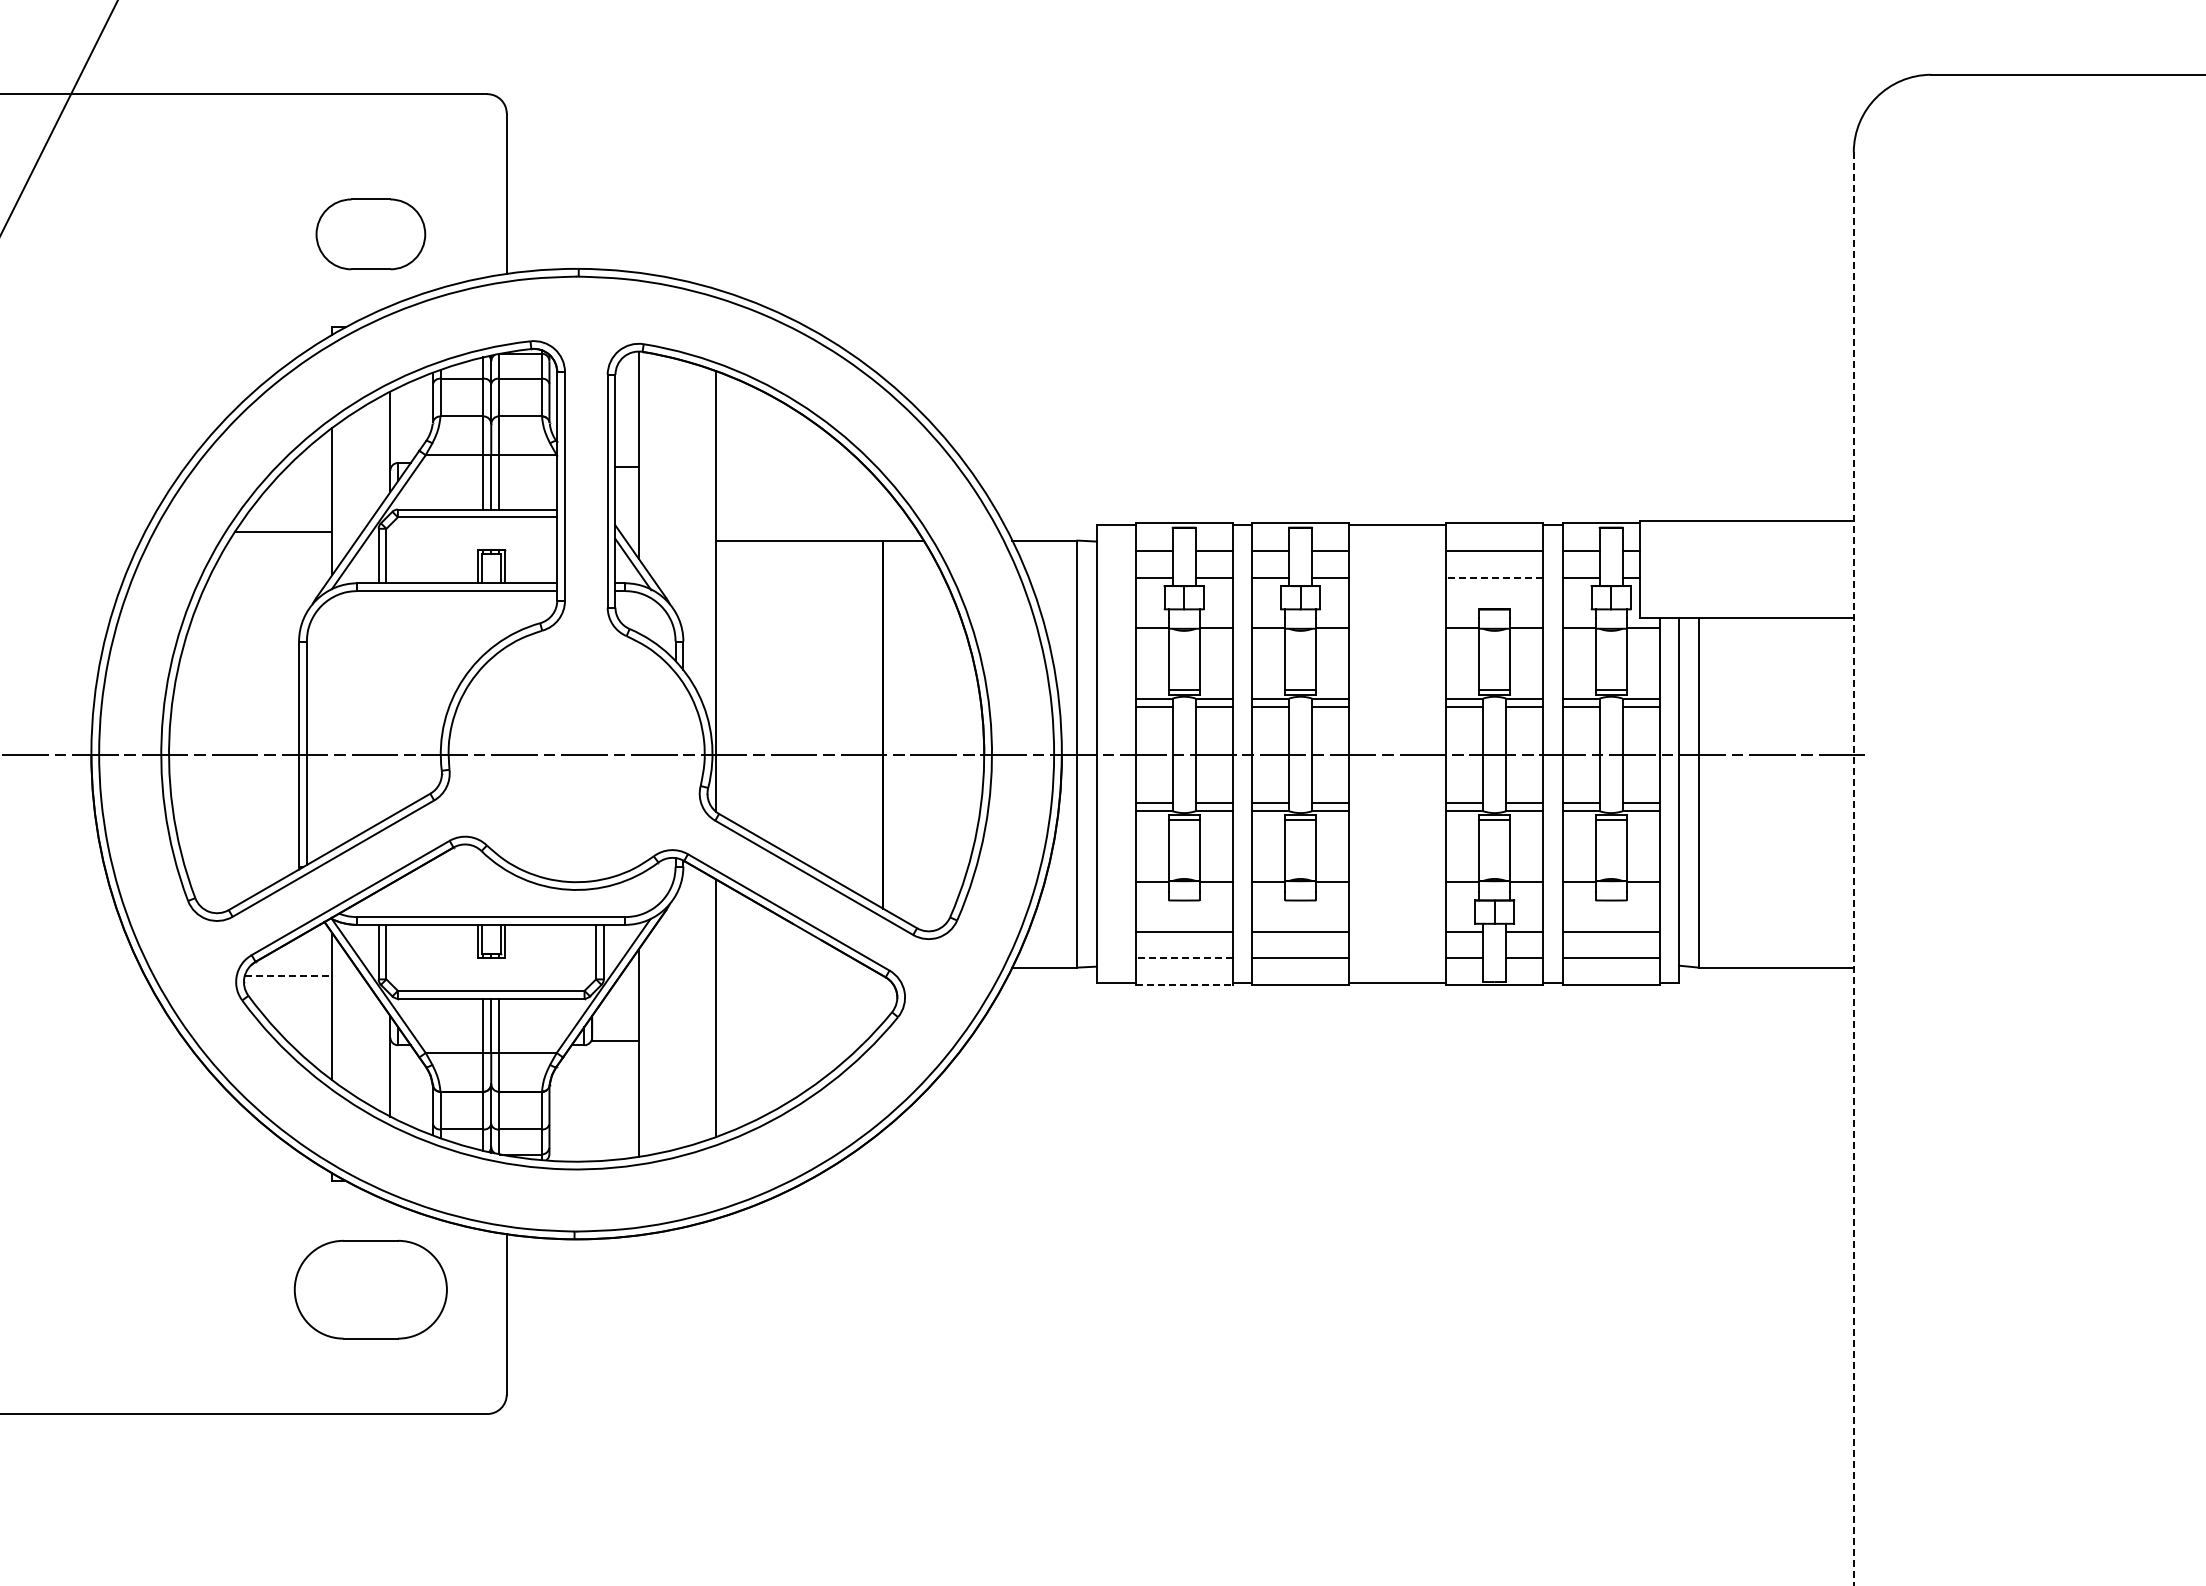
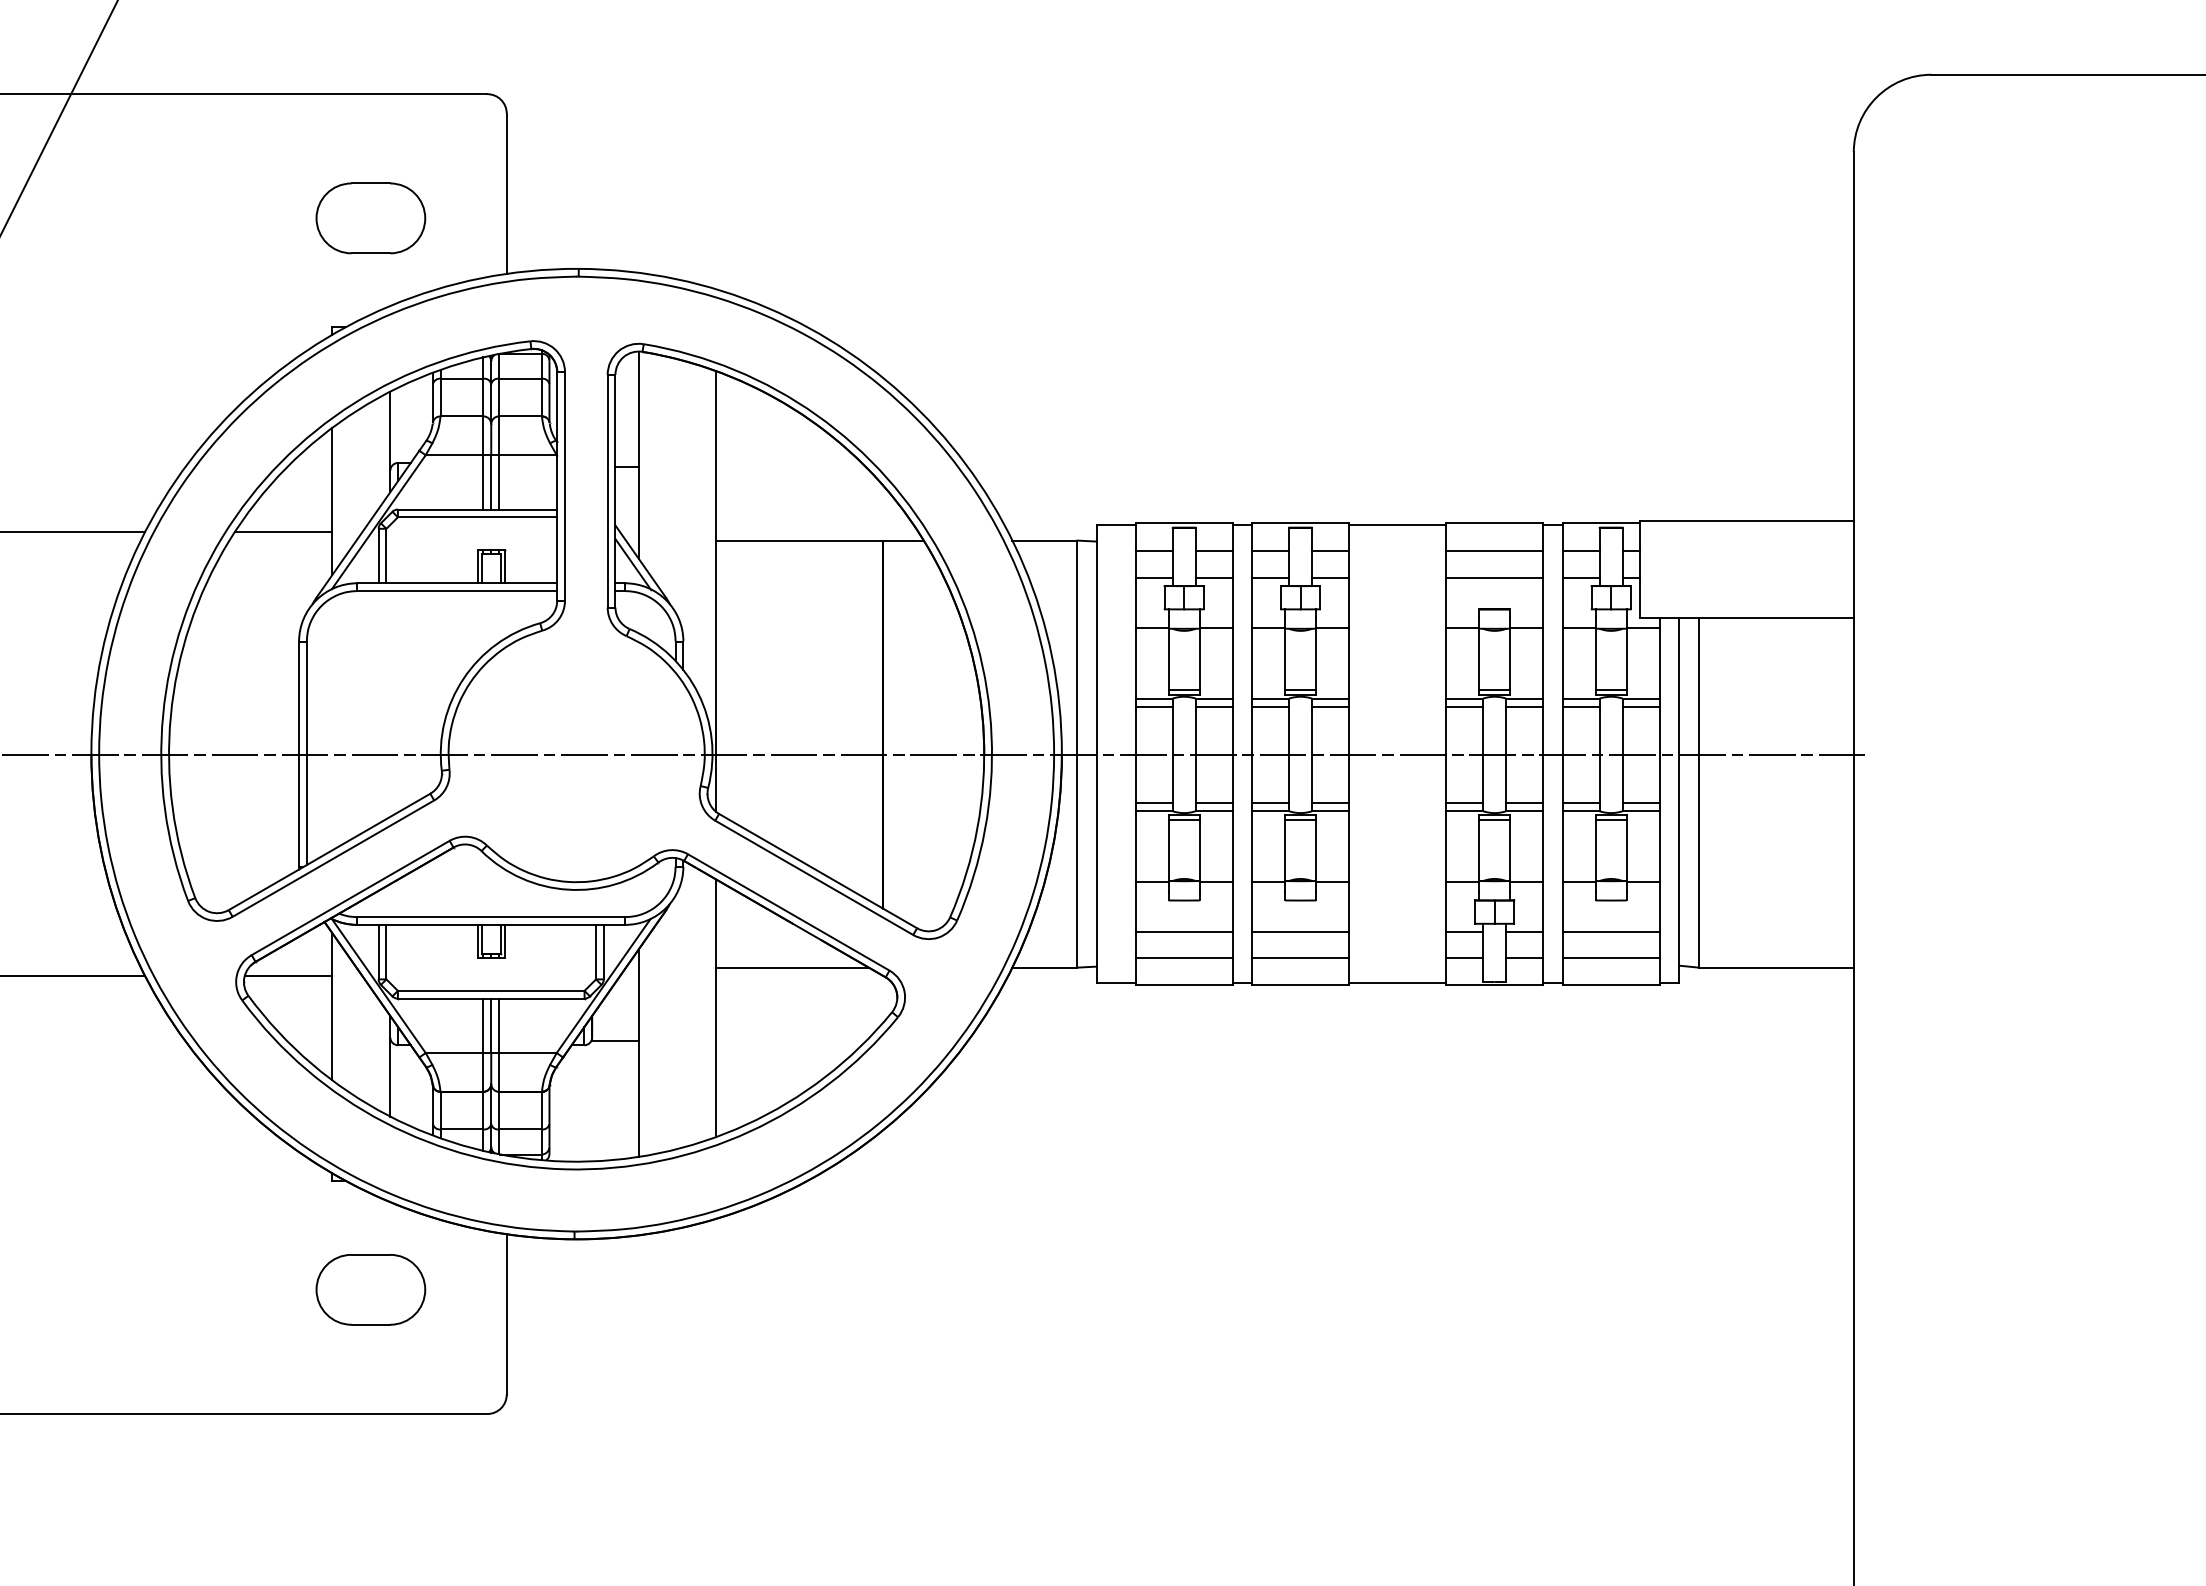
part position: (370, 234) -> (370, 218) (370, 218)
line: none -> present (73, 532)
line: dashed -> solid (1494, 577)
line: dashed -> solid (1853, 869)
line: dashed -> solid (1184, 957)
line: none -> present (792, 967)
line: none -> present (73, 975)
line: dashed -> solid (288, 975)
line: dashed -> solid (1184, 985)
part size: 155x101 px -> 112x72 px (370, 1289)
